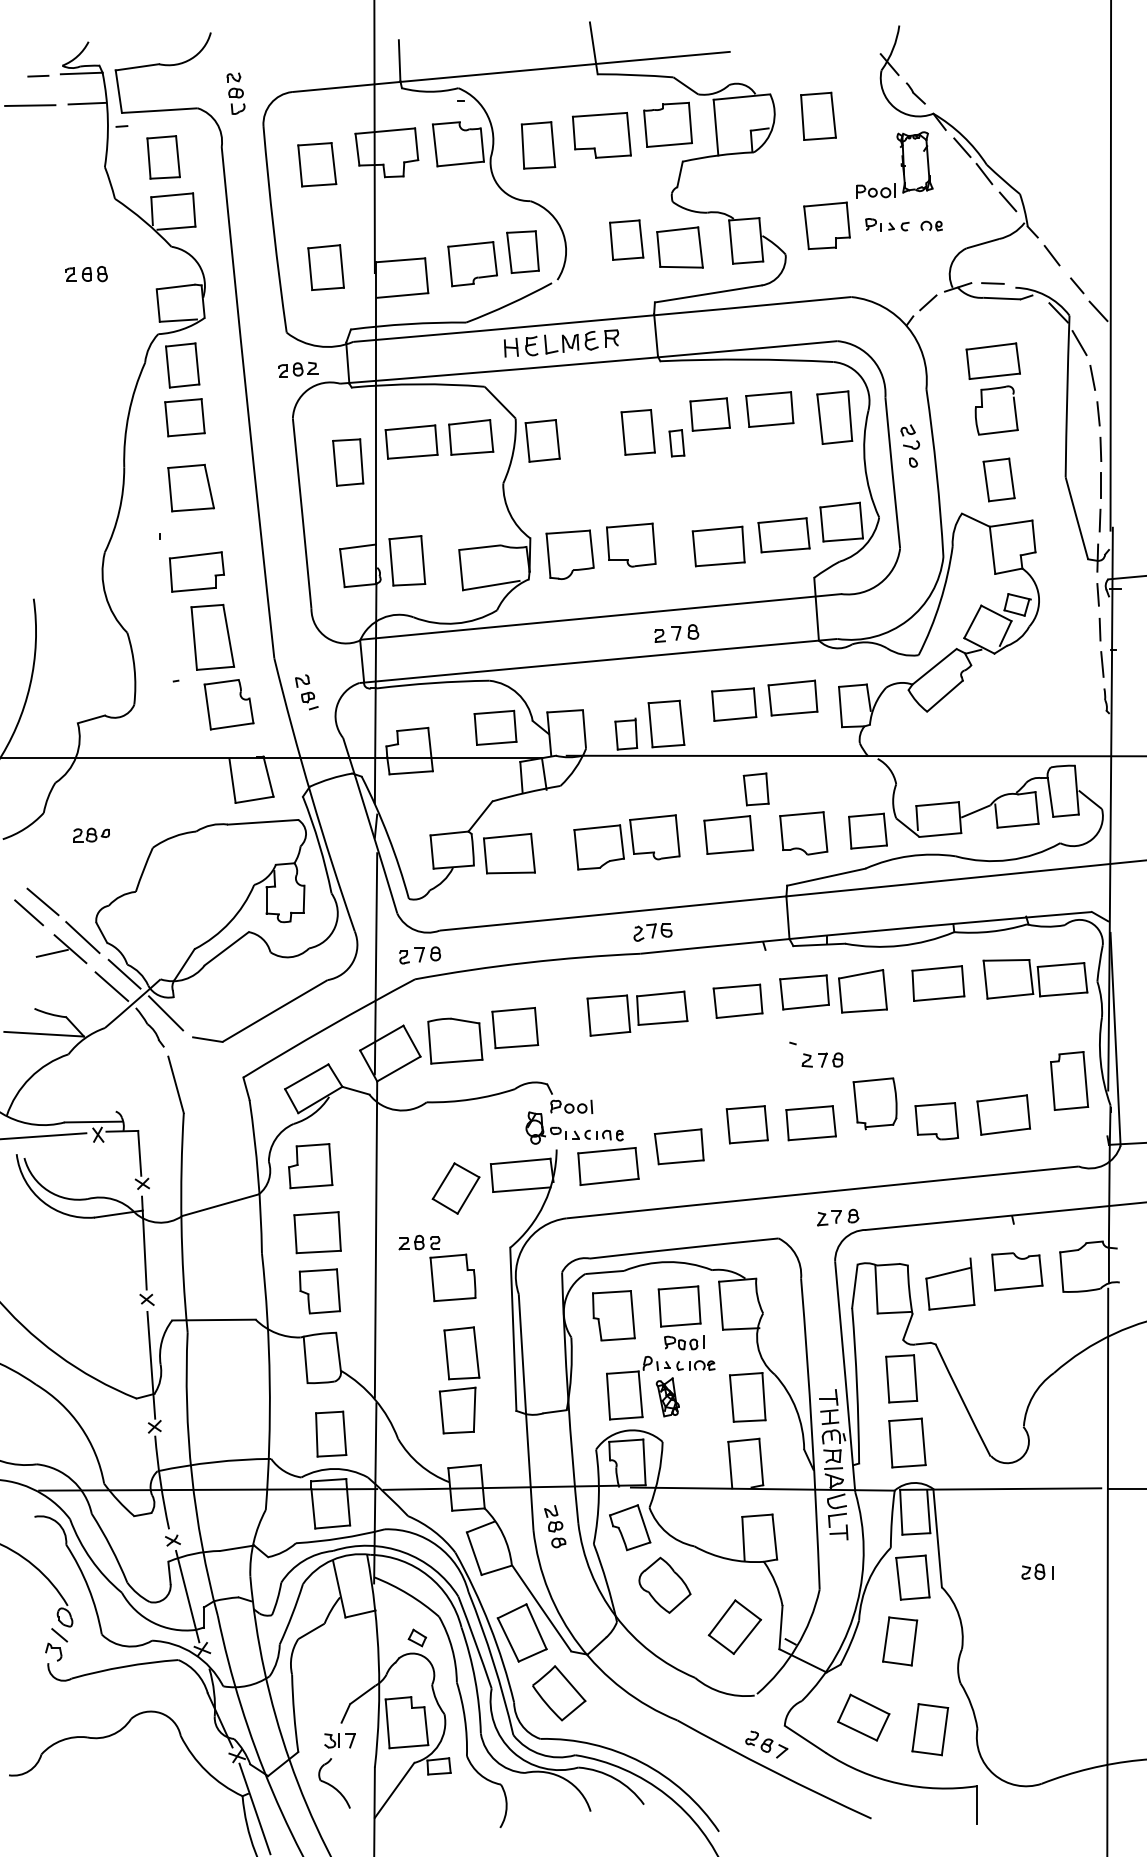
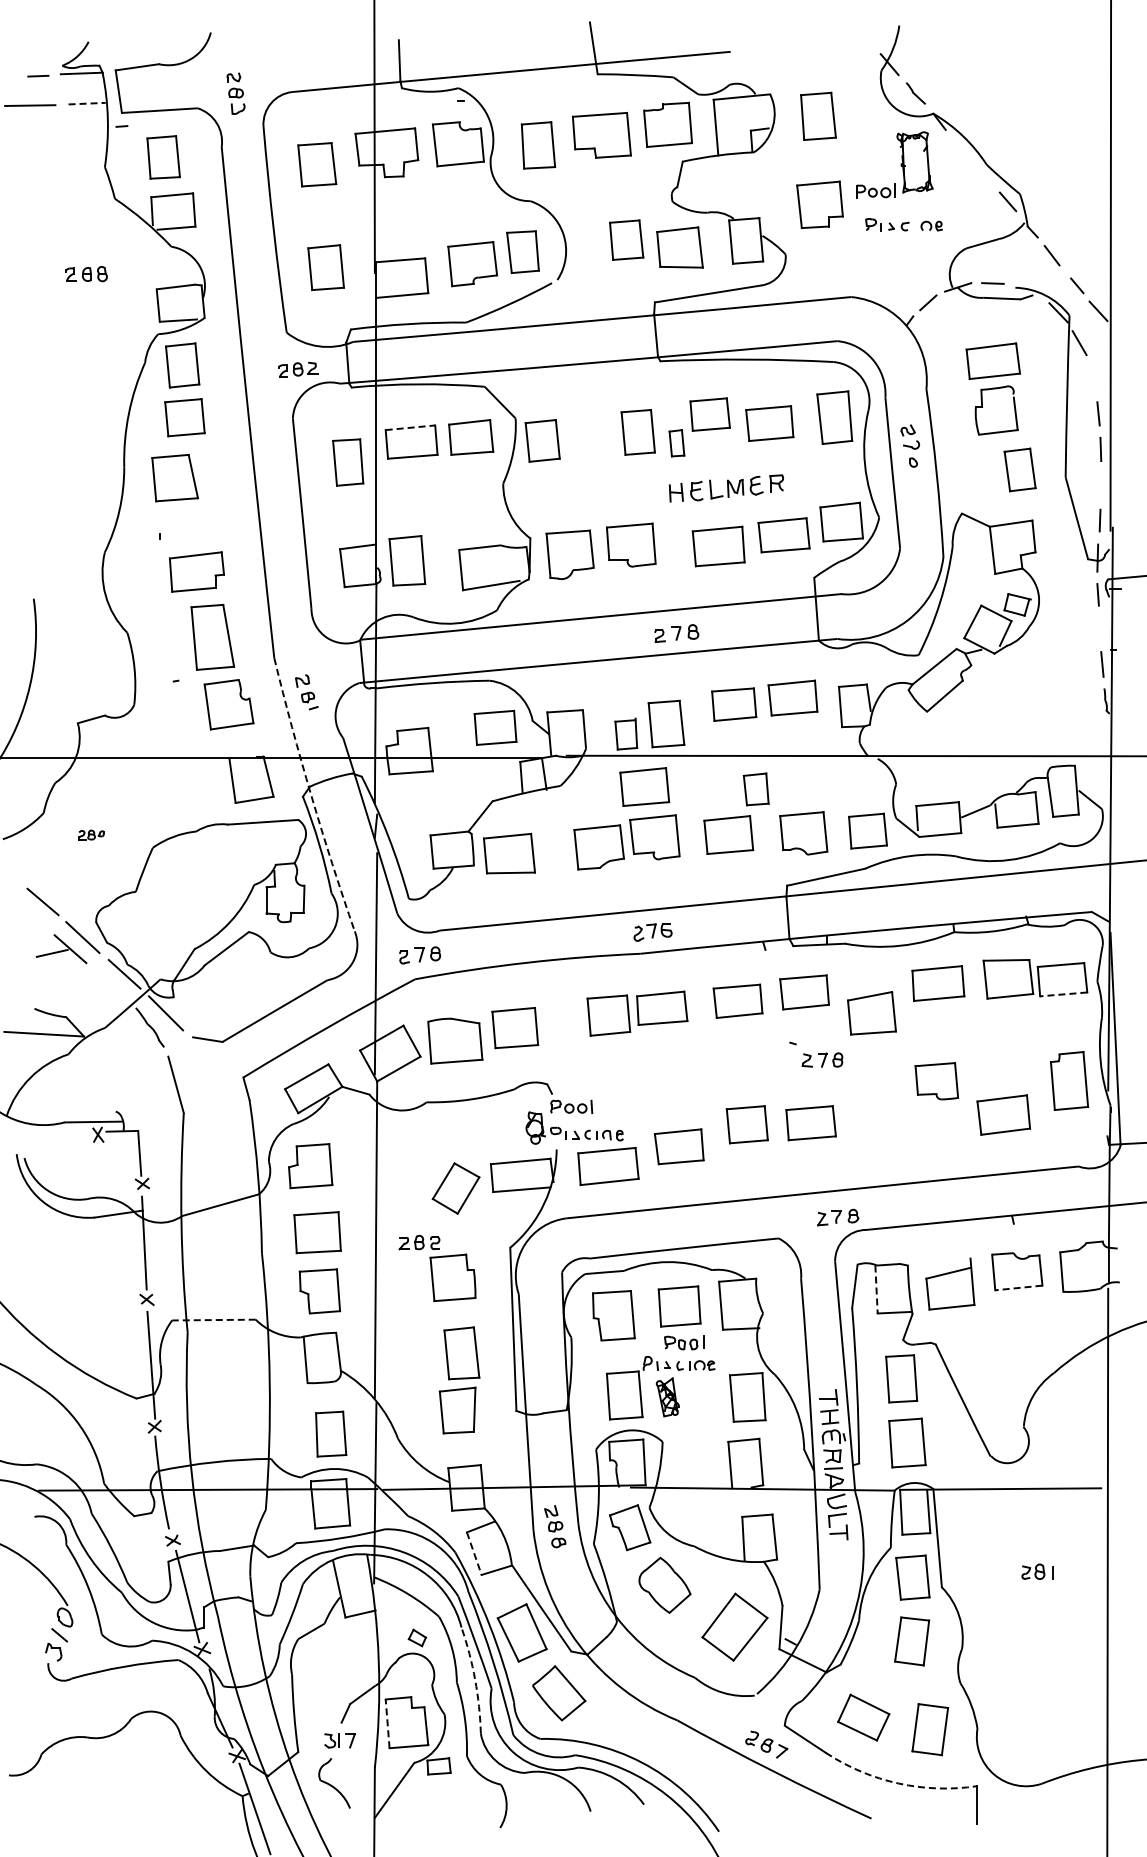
line: solid -> dashed (87, 103)
line: present -> none (962, 147)
line: present -> none (984, 174)
part position: (826, 225) -> (819, 204) (819, 204)
part position: (561, 343) -> (726, 488) (726, 488)
line: present -> none (1092, 377)
part position: (769, 409) -> (769, 423) (769, 423)
line: solid -> dashed (410, 427)
part position: (998, 479) -> (1019, 469) (1019, 469)
line: present -> none (1100, 485)
part position: (190, 487) -> (174, 477) (174, 477)
line: present -> none (1099, 629)
part: none -> present (644, 786)
arc: solid -> dashed (311, 795)
part size: 37x16 px -> 27x12 px (91, 834)
line: present -> none (29, 912)
line: present -> none (111, 986)
part position: (862, 991) -> (871, 1013) (871, 1013)
line: solid -> dashed (1063, 994)
part: present -> none (874, 1103)
part position: (936, 1121) -> (936, 1081) (936, 1081)
line: present -> none (44, 1136)
line: solid -> dashed (1018, 1287)
line: solid -> dashed (876, 1290)
line: solid -> dashed (213, 1320)
line: present -> none (1125, 1489)
line: solid -> dashed (474, 1553)
part size: 56x56 px -> 68x70 px (734, 1626)
part position: (900, 1641) -> (912, 1641) (912, 1641)
arc: solid -> dashed (475, 1679)
line: solid -> dashed (387, 1723)
arc: solid -> dashed (898, 1783)
